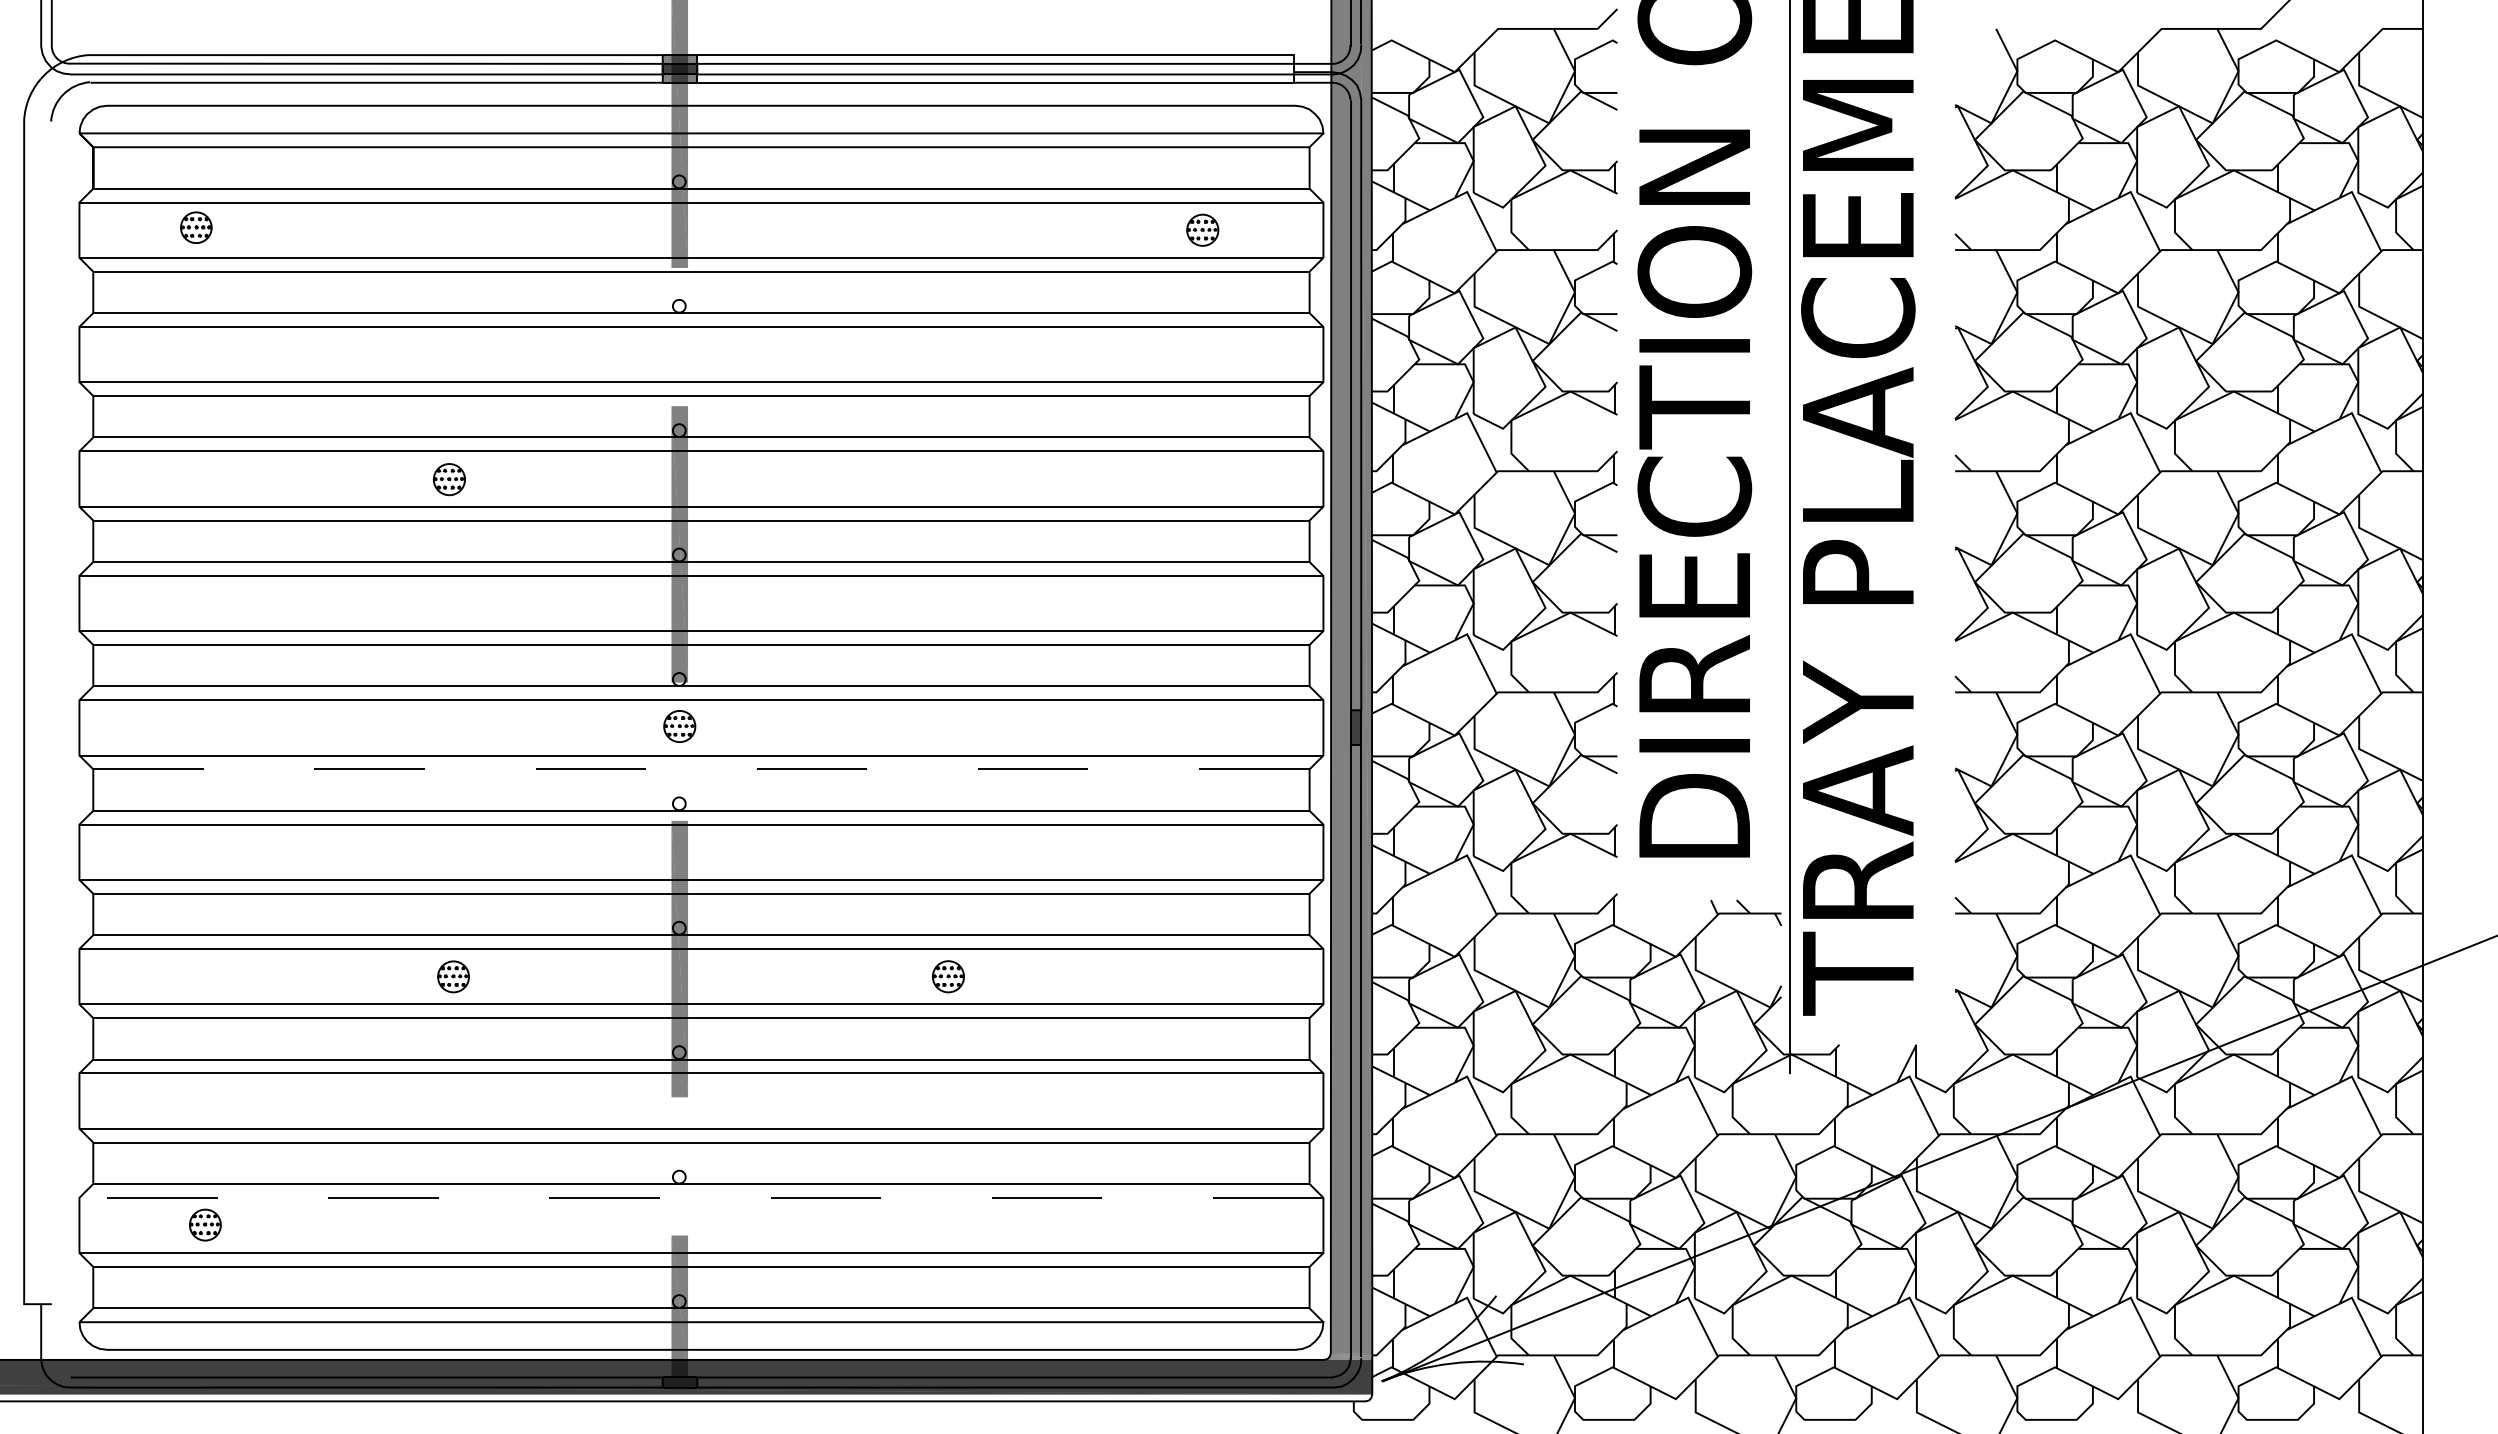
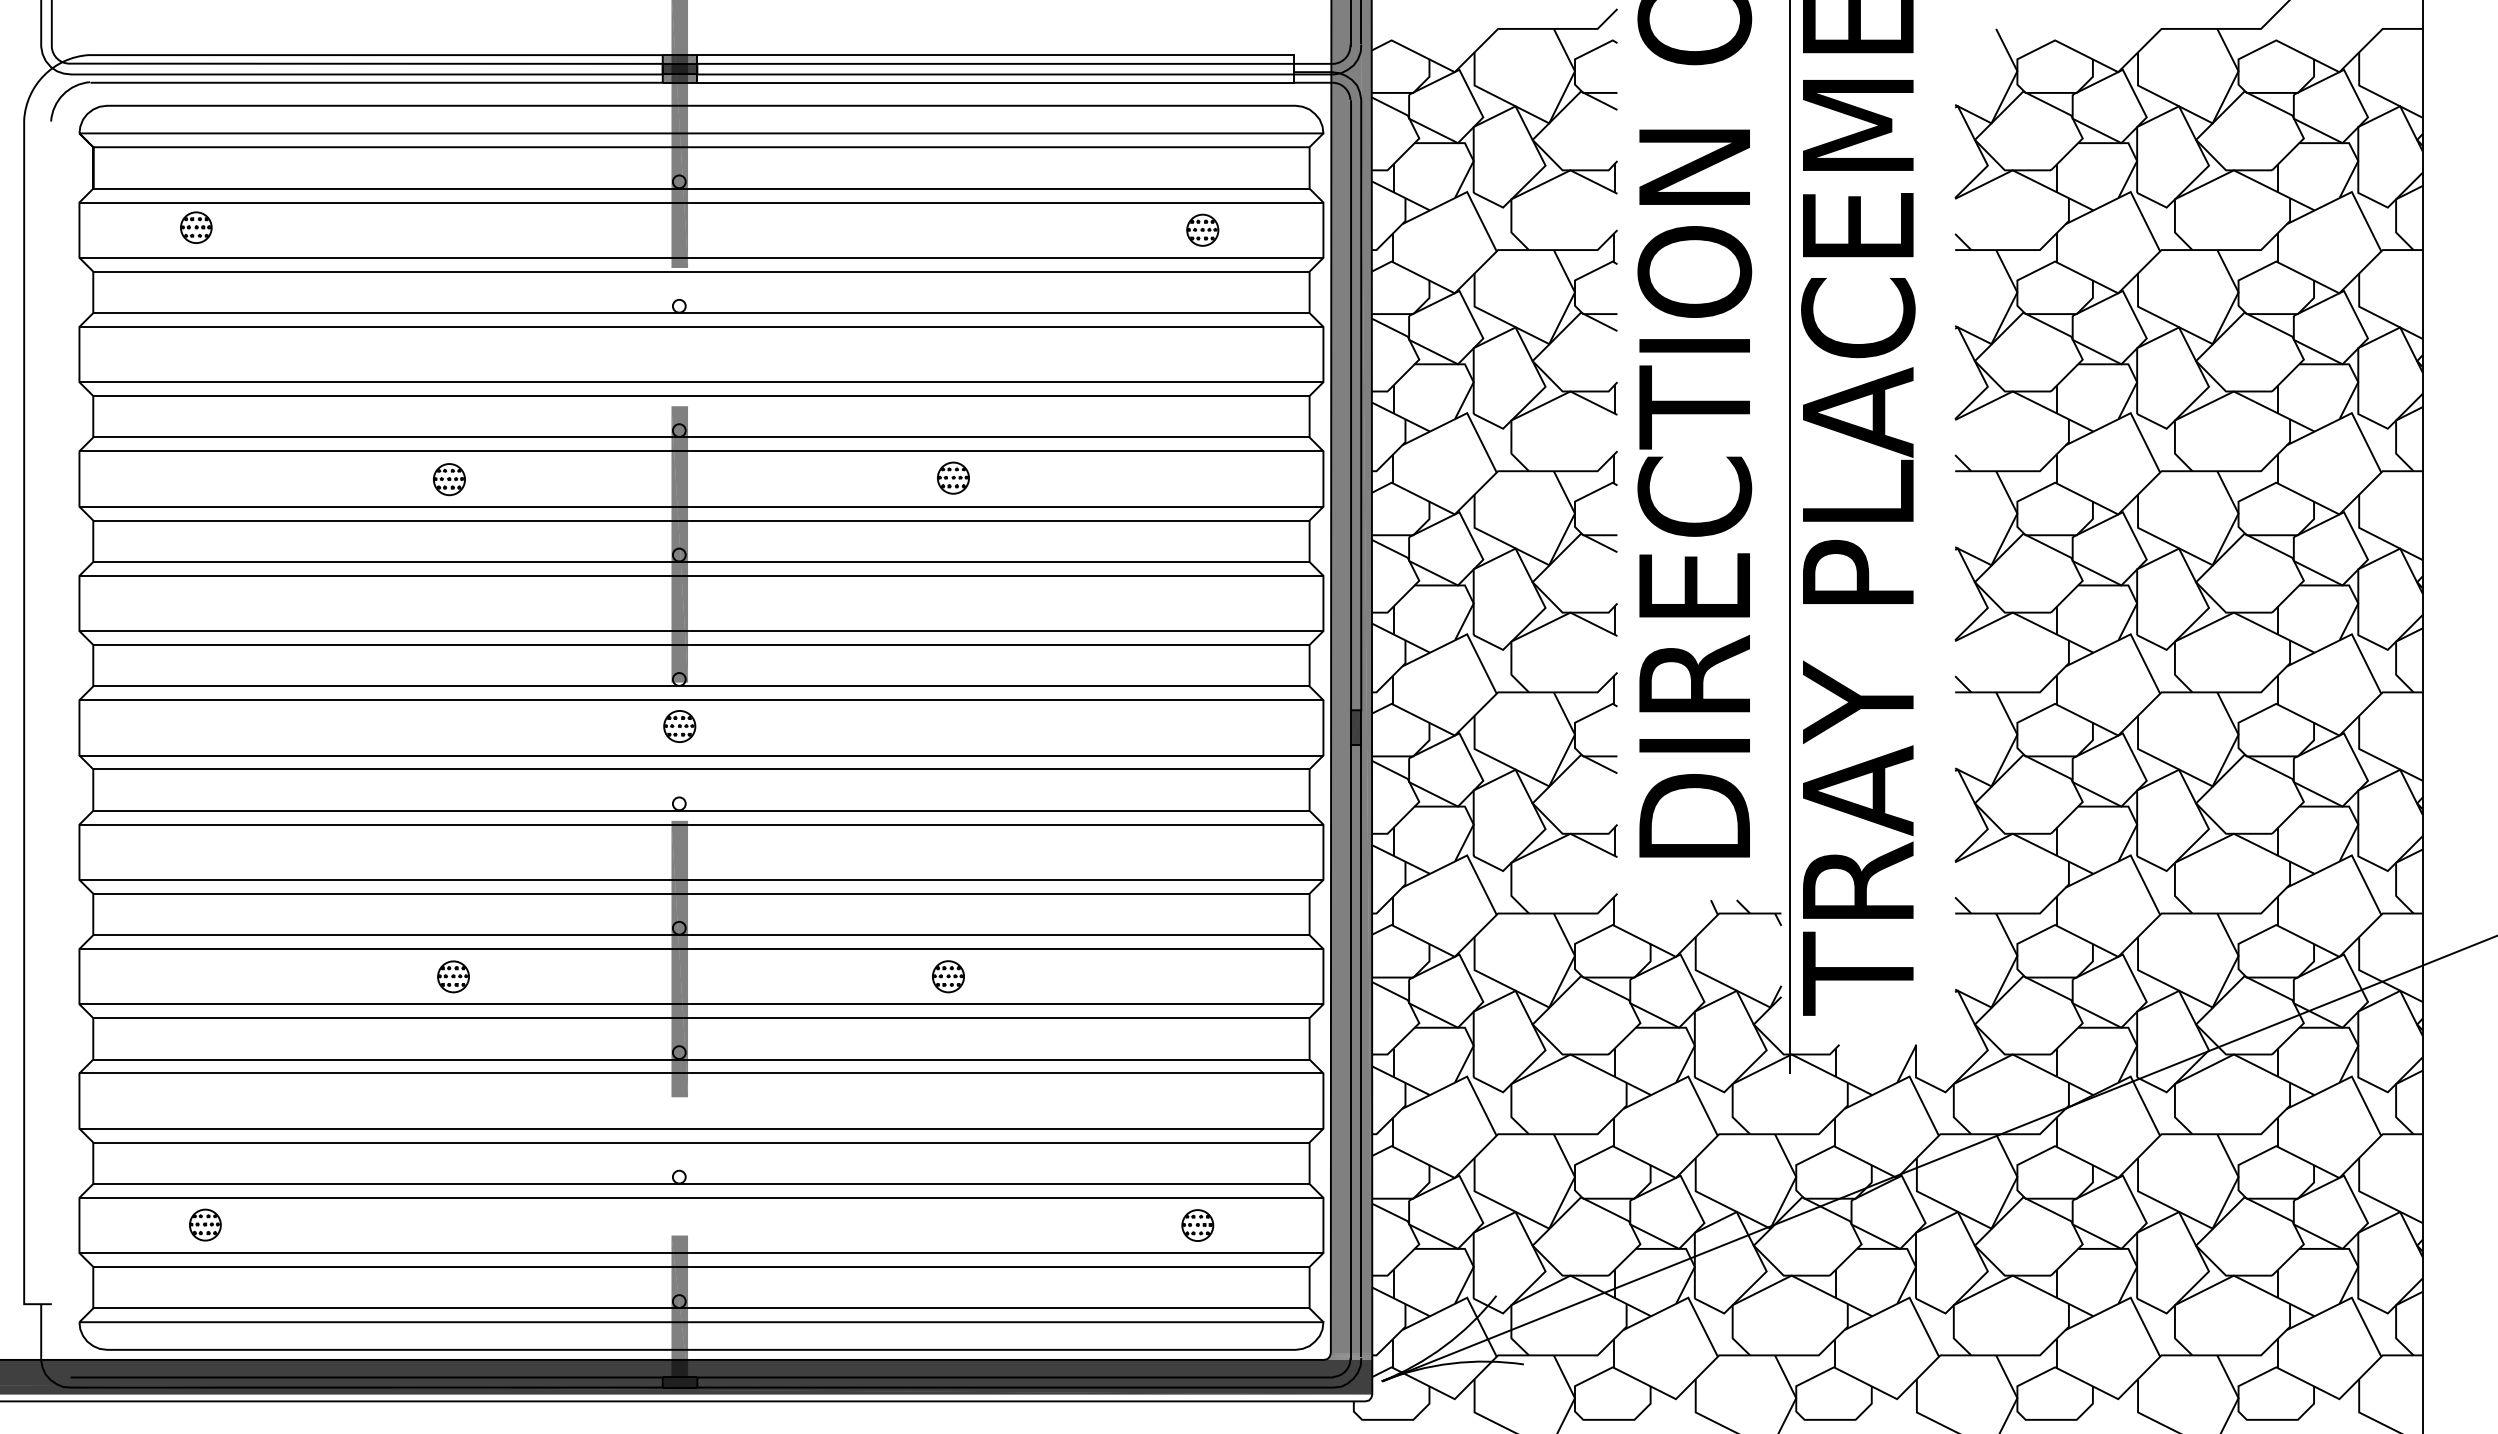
part: none -> present (953, 477)
line: dashed -> solid (700, 769)
line: dashed -> solid (701, 1197)
part: none -> present (1197, 1225)
